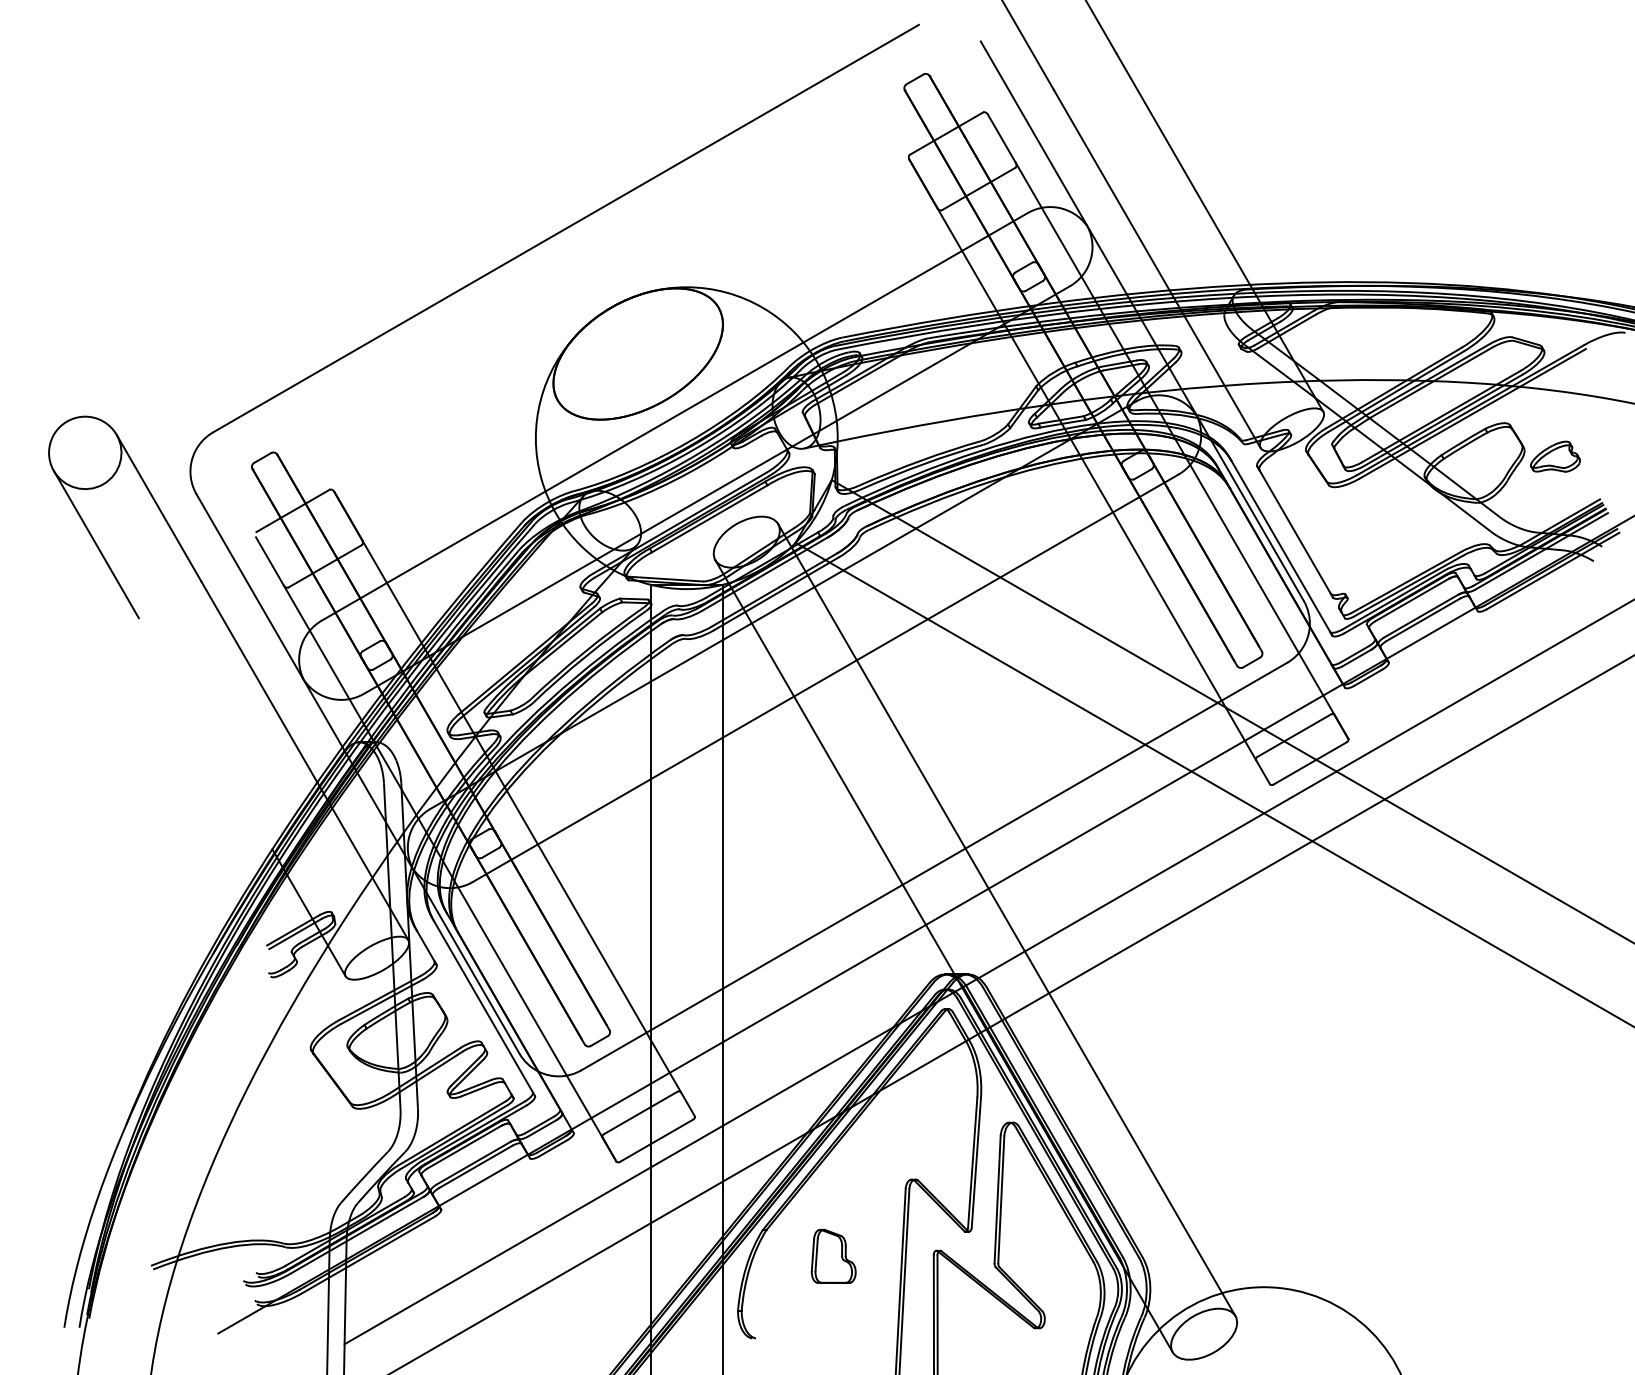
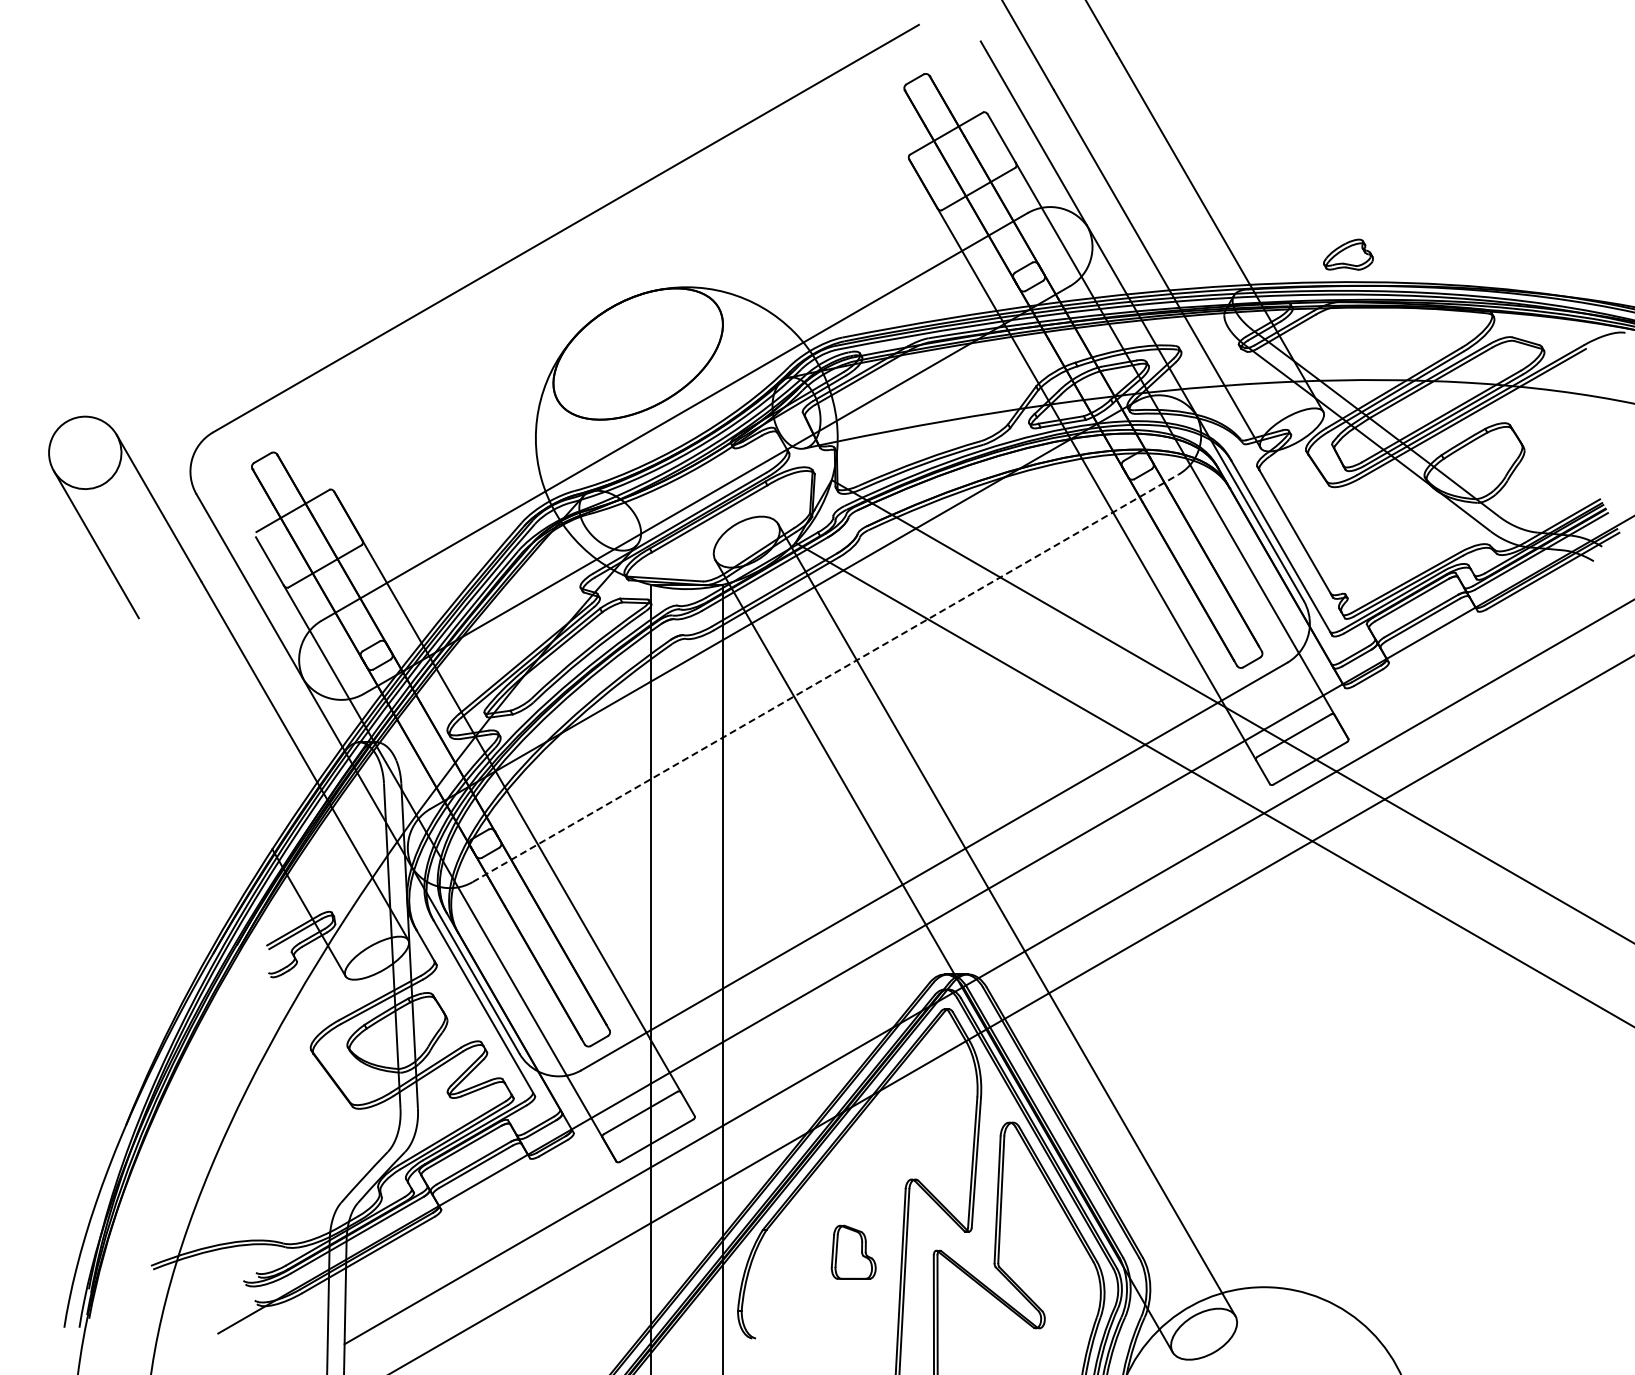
part position: (1555, 456) -> (1348, 254) (1348, 254)
line: solid -> dashed (825, 678)
part position: (833, 1255) -> (853, 1251) (853, 1251)
